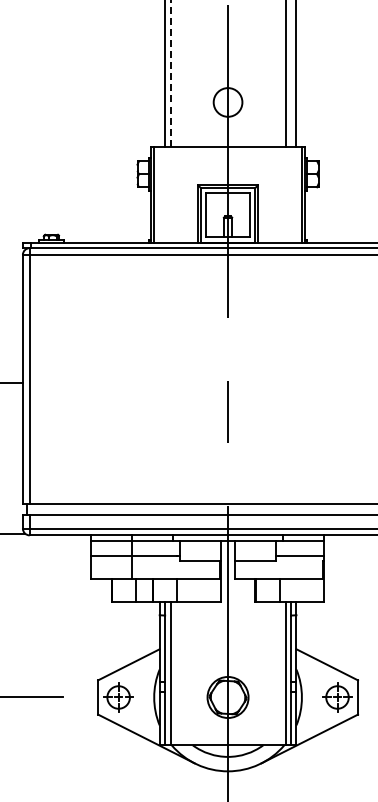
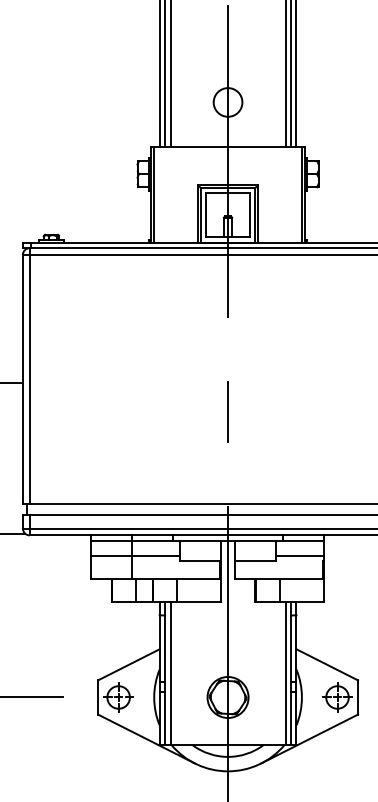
line: dashed -> solid (170, 73)
line: none -> present (159, 74)
line: none -> present (291, 74)
